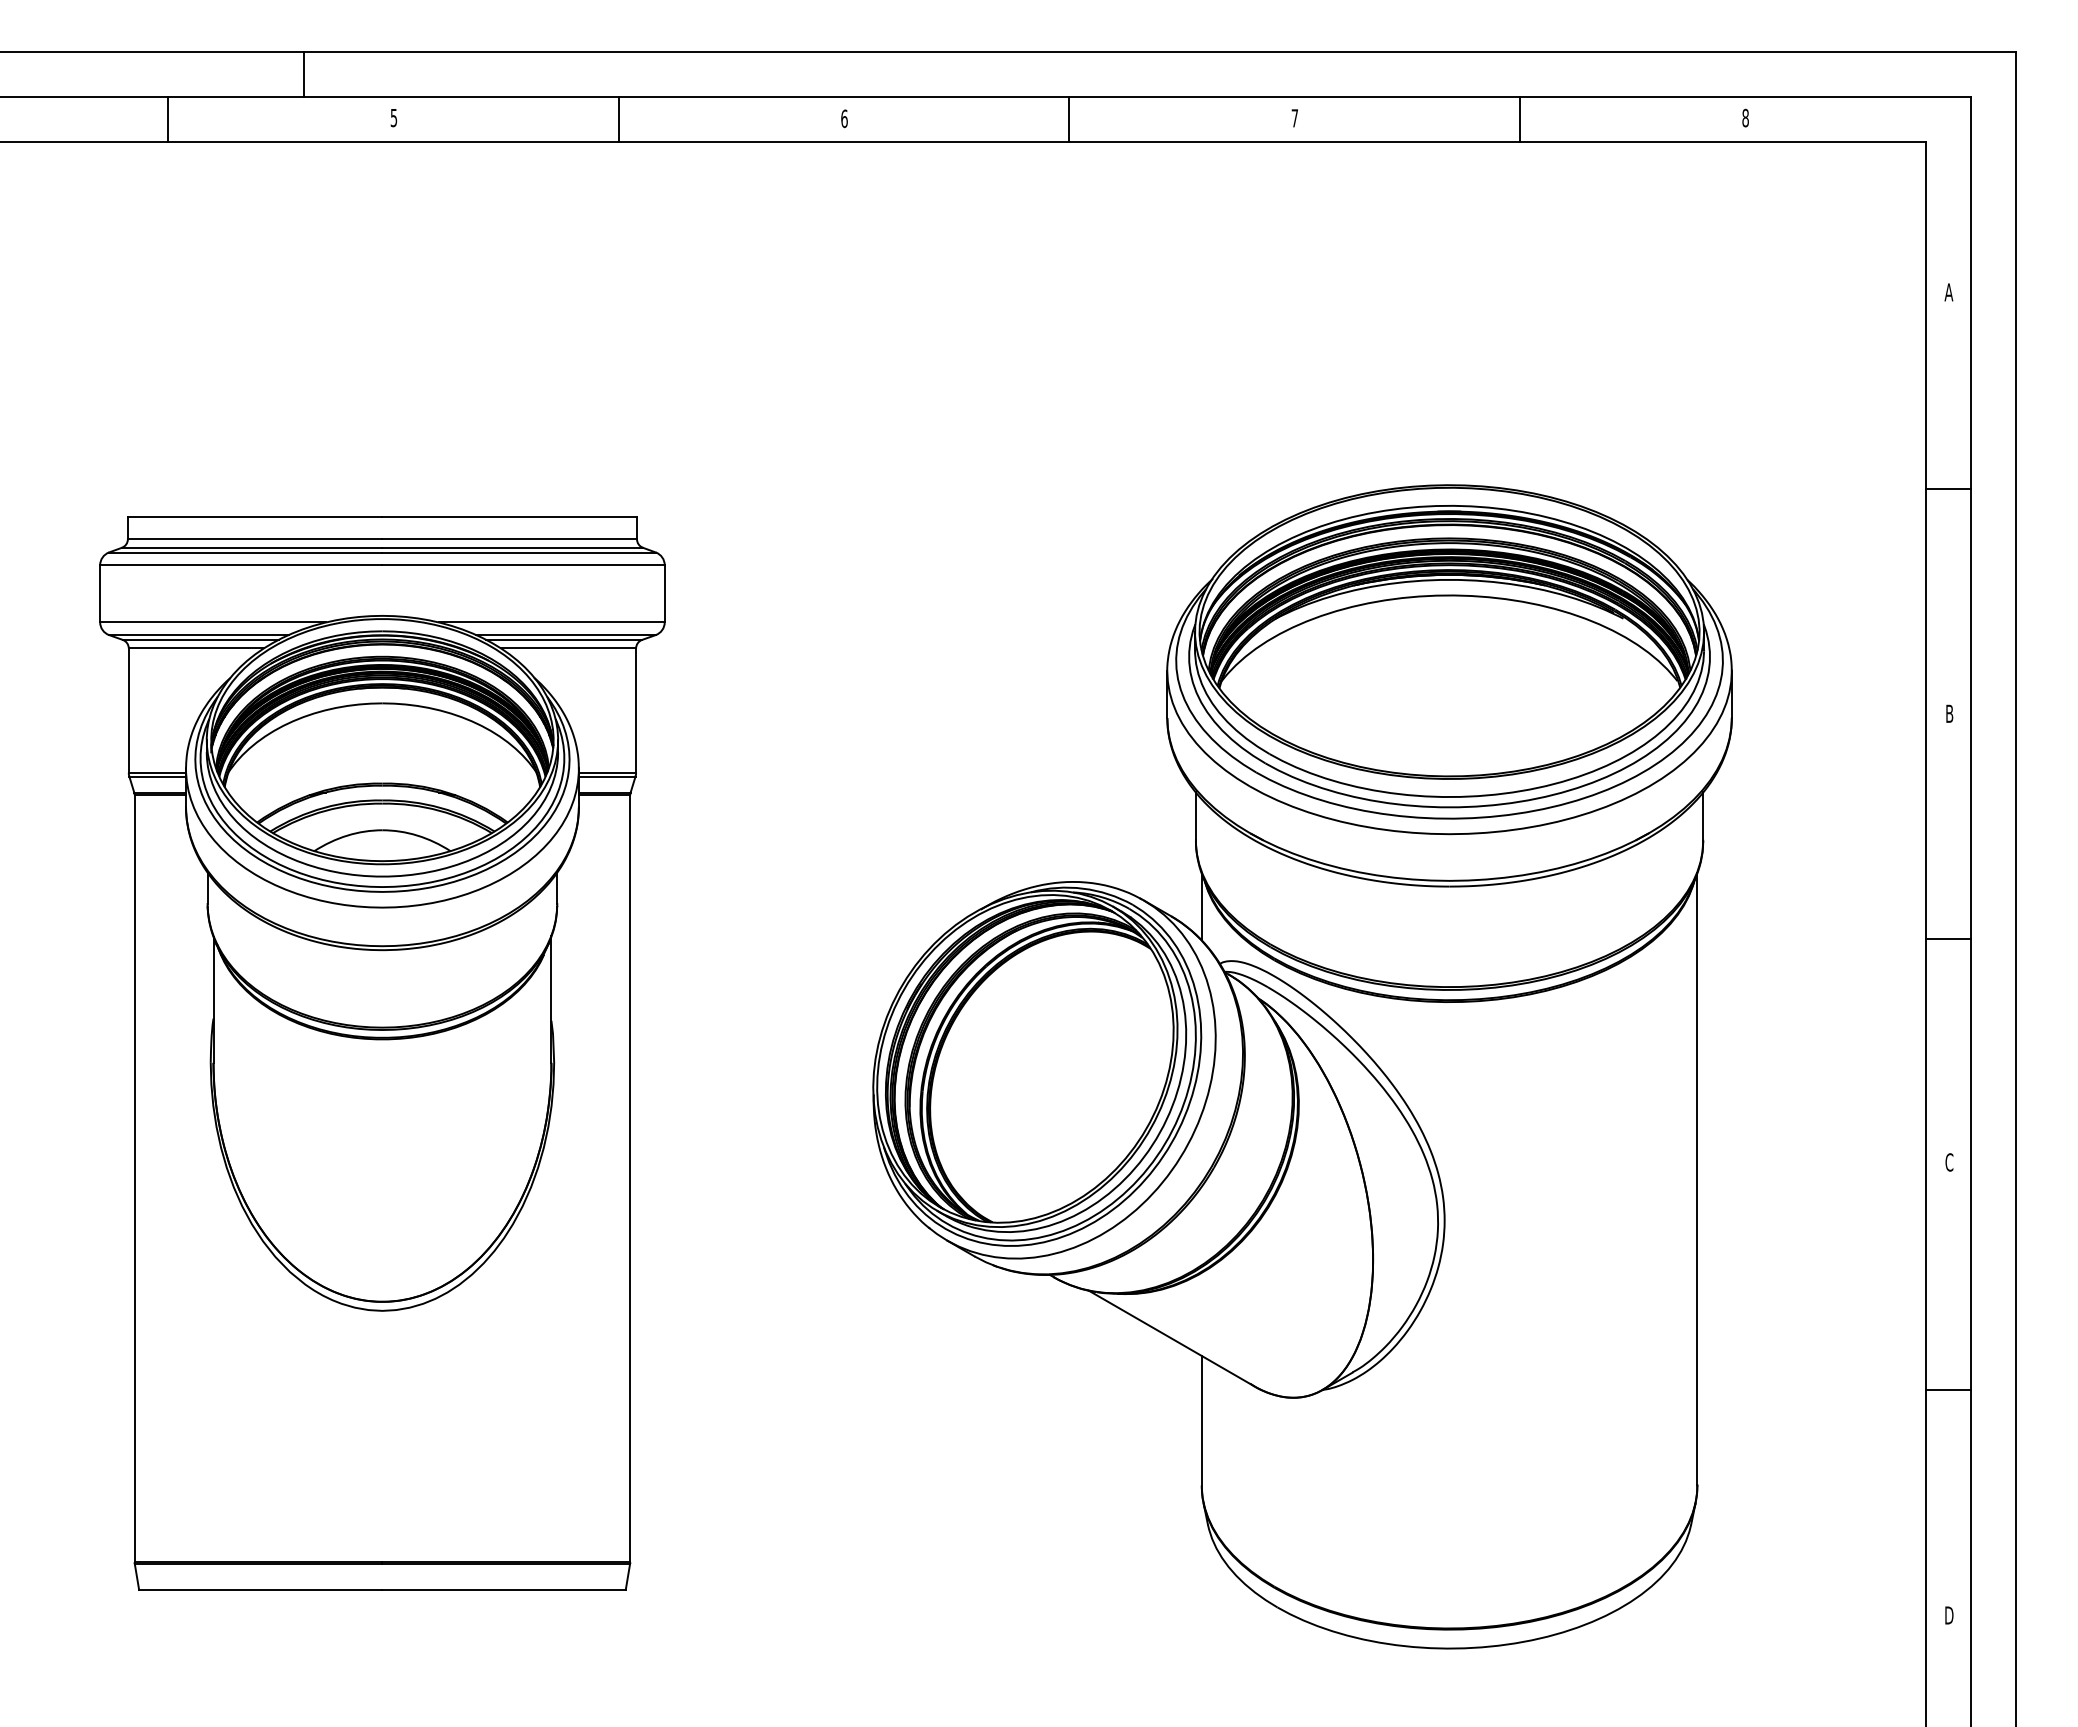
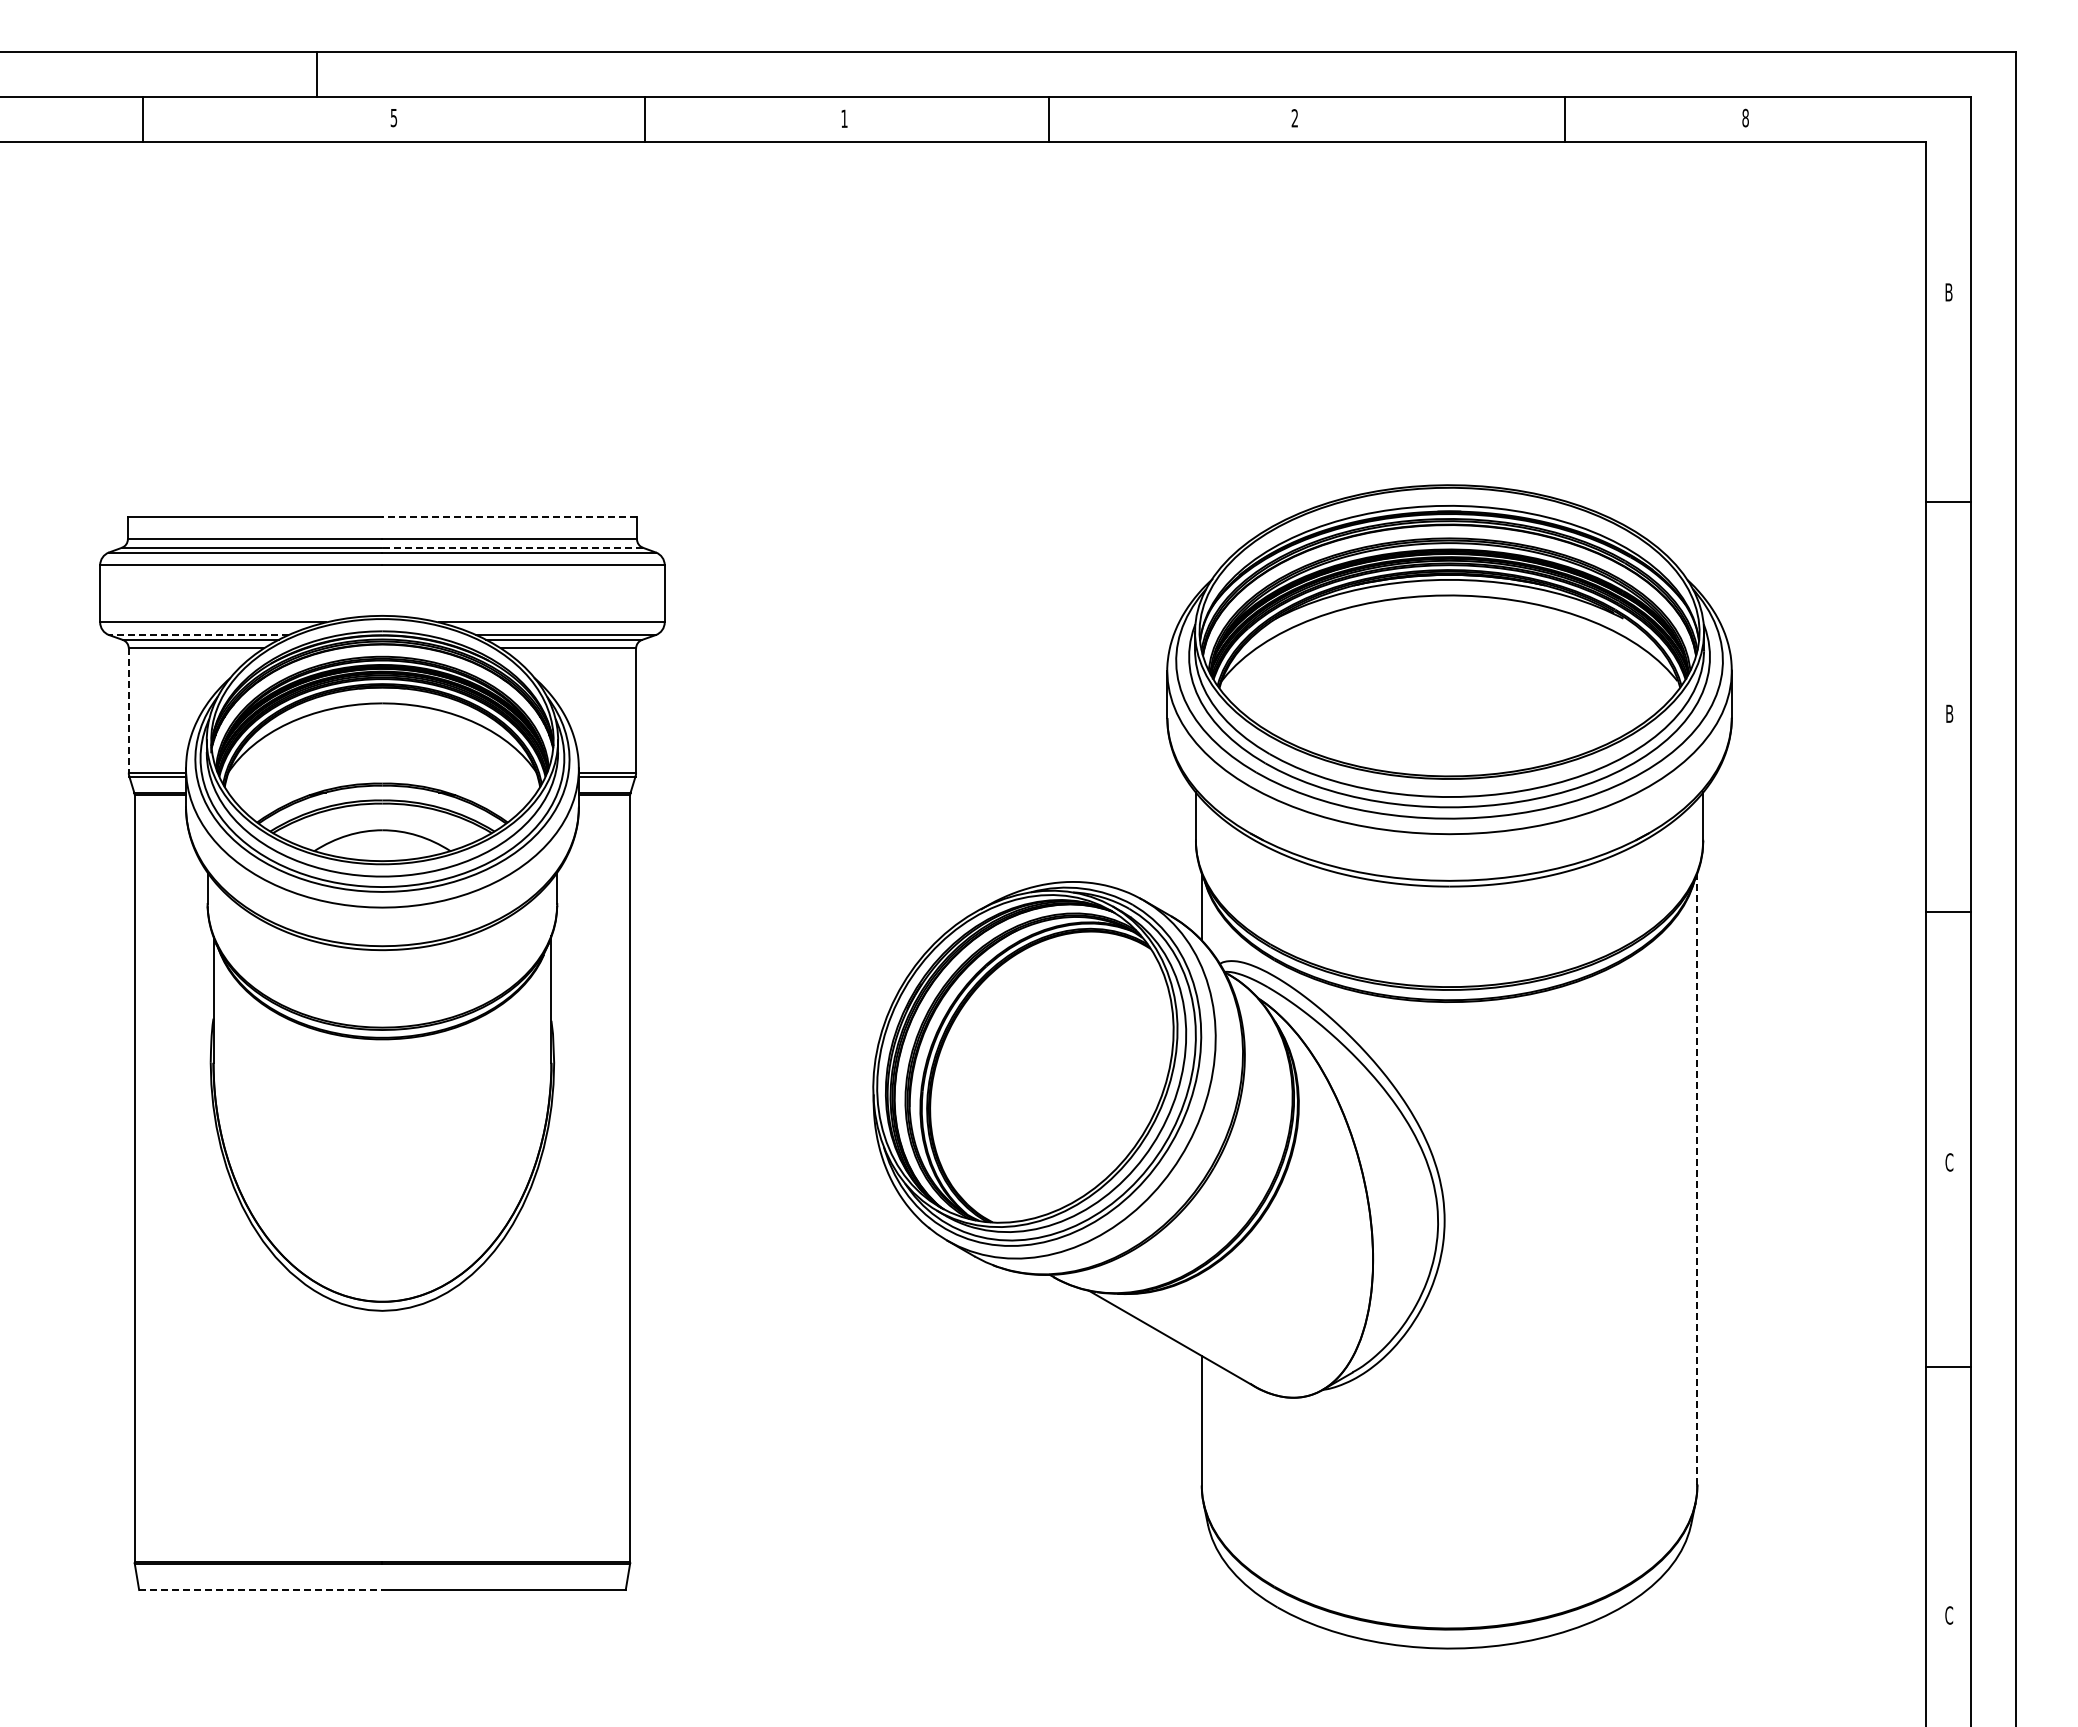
line position: (303, 73) -> (316, 73) (316, 73)
line position: (168, 118) -> (143, 118) (143, 118)
line position: (618, 118) -> (644, 118) (644, 118)
text: 6 -> 1 (844, 118)
line position: (1069, 118) -> (1049, 118) (1049, 118)
text: 7 -> 2 (1294, 118)
line position: (1520, 118) -> (1565, 118) (1565, 118)
text: A -> B (1948, 292)
line position: (1947, 488) -> (1947, 501) (1947, 501)
line: solid -> dashed (509, 517)
line: solid -> dashed (512, 547)
line: solid -> dashed (198, 635)
line: solid -> dashed (128, 711)
line position: (1947, 939) -> (1947, 912) (1947, 912)
line: solid -> dashed (1697, 1178)
line position: (1947, 1389) -> (1947, 1366) (1947, 1366)
line: solid -> dashed (260, 1590)
text: D -> C (1949, 1615)
